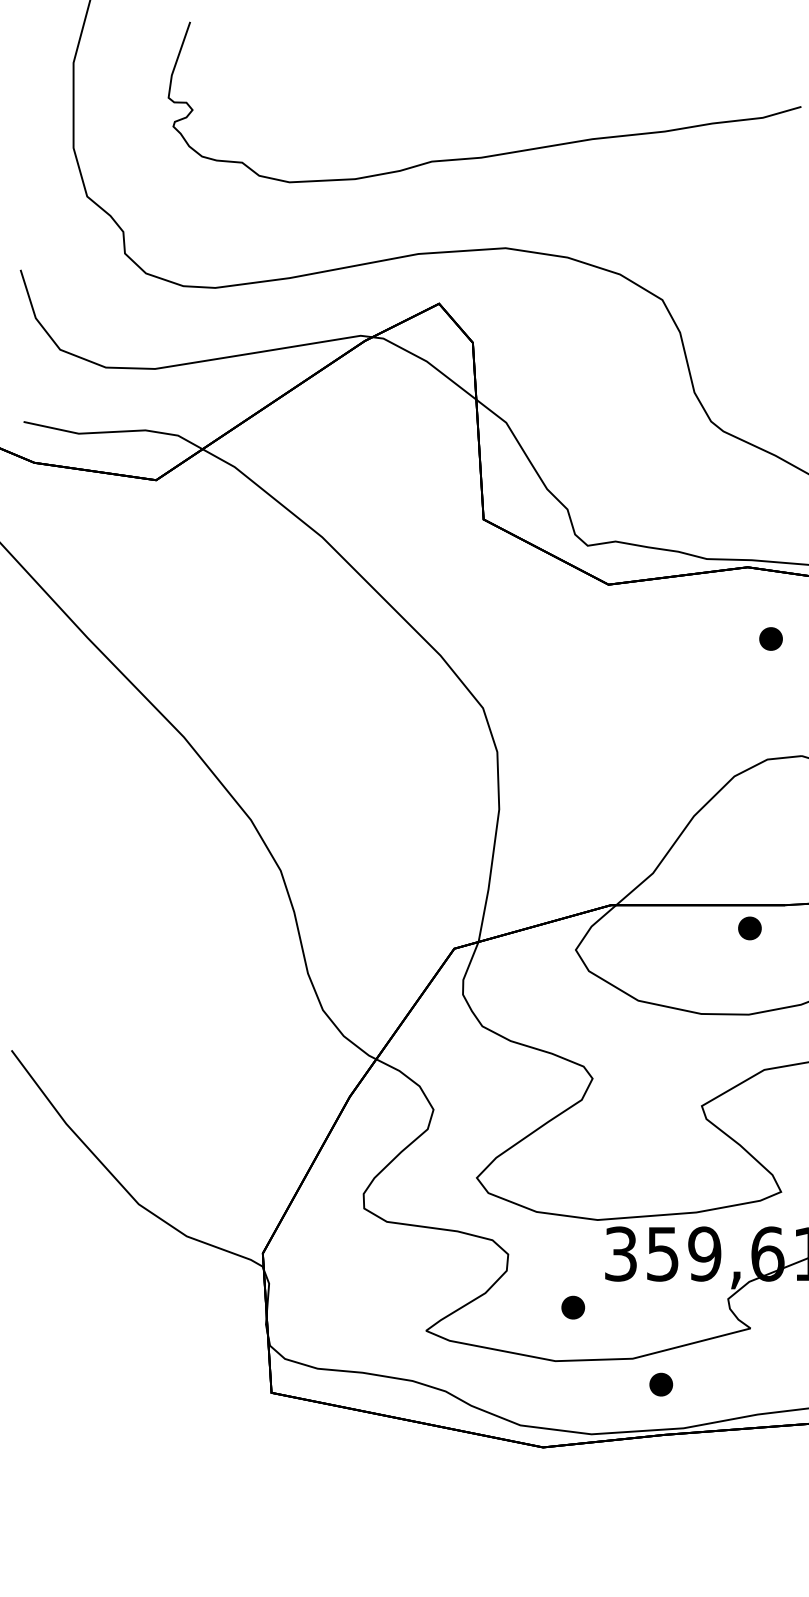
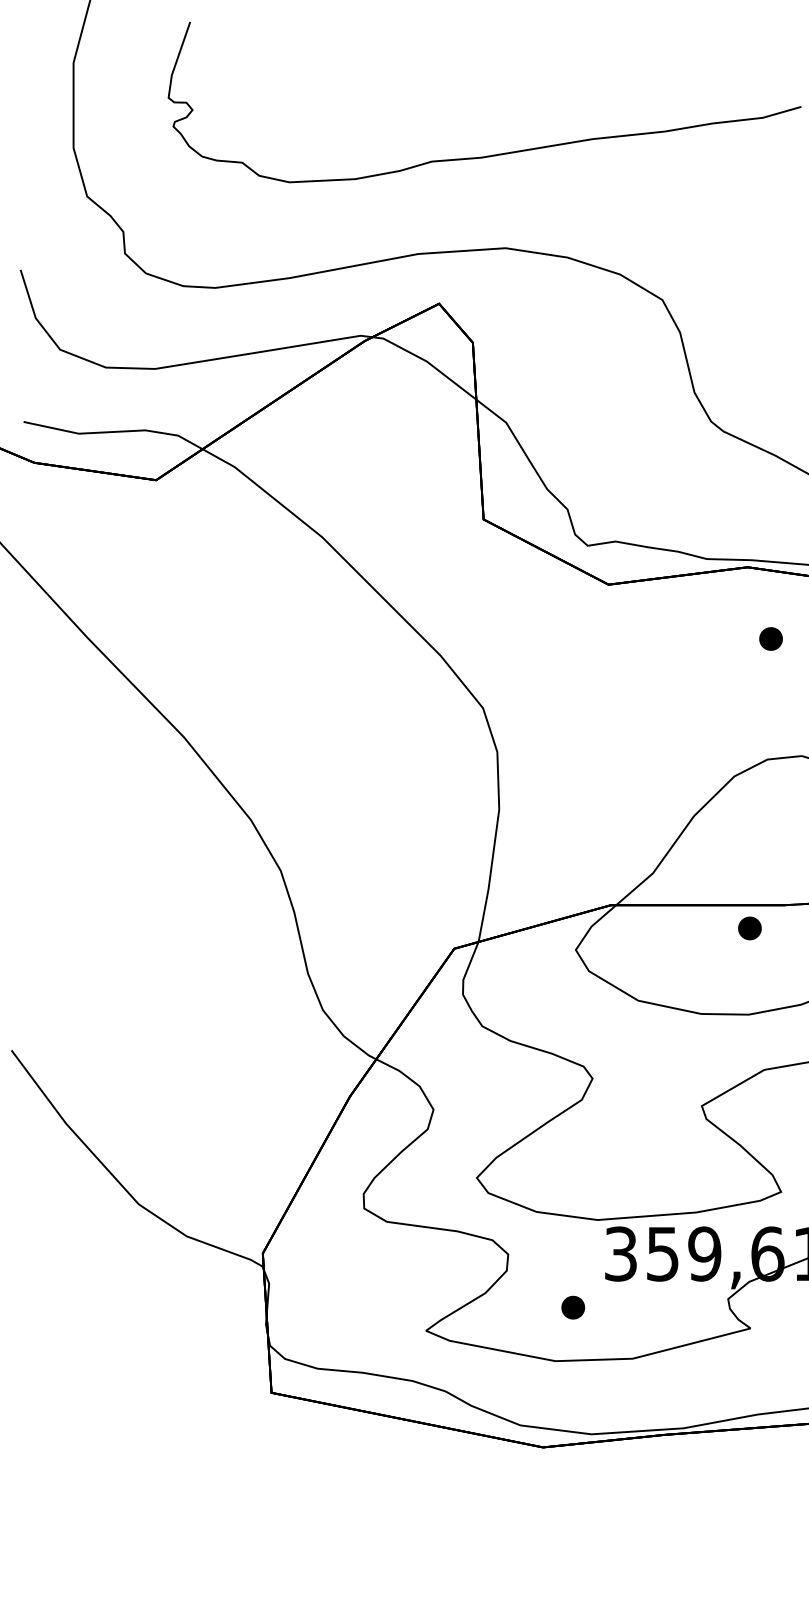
part: present -> none (661, 1384)
